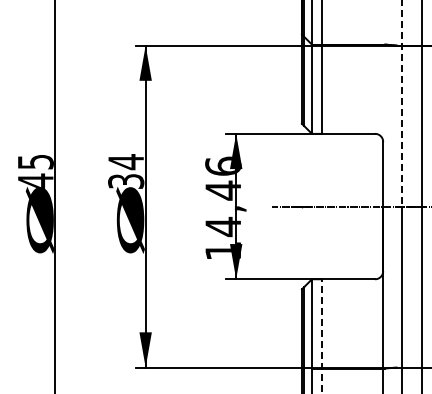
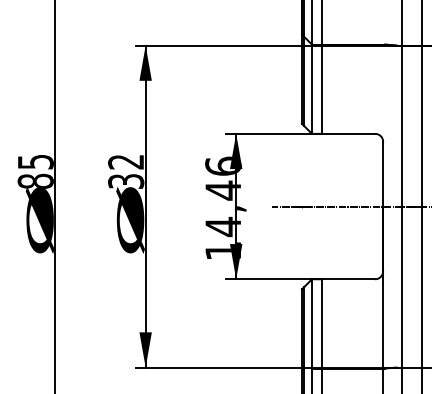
line: dashed -> solid (402, 103)
text: 34 -> 32 (125, 162)
text: 45 -> 85 (35, 180)
line: dashed -> solid (322, 336)
